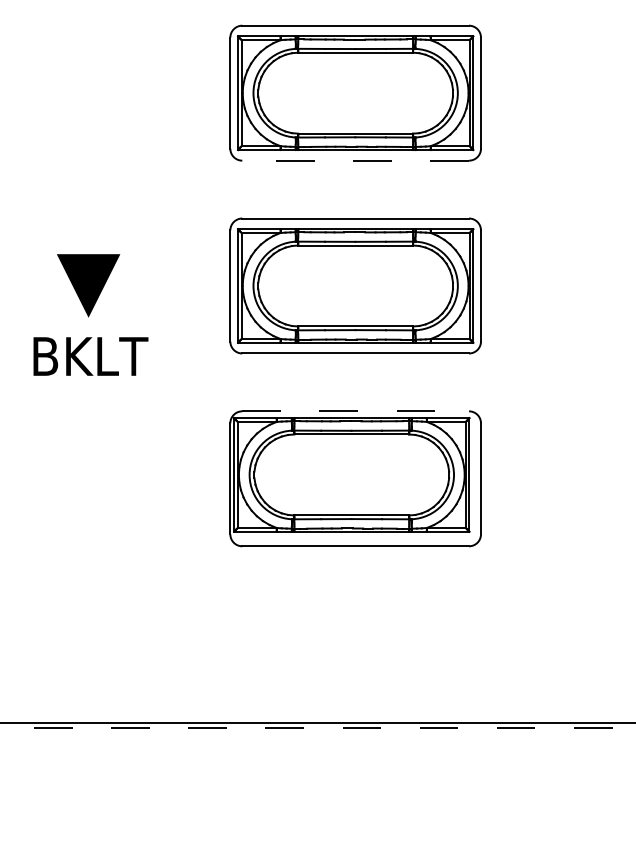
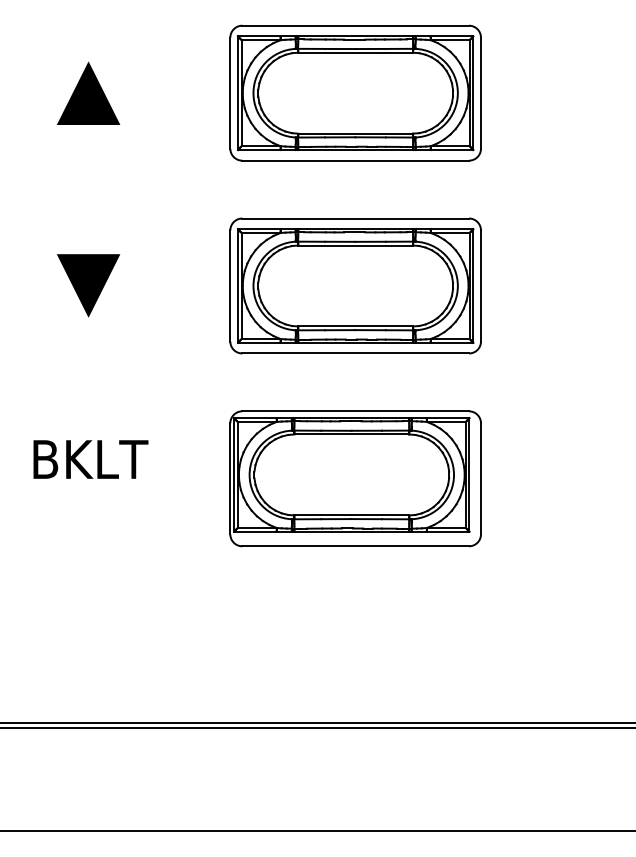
part: none -> present (88, 92)
line: dashed -> solid (355, 160)
text position: (90, 356) -> (90, 459) (90, 459)
line: dashed -> solid (356, 411)
line: dashed -> solid (317, 727)
line: none -> present (317, 831)
